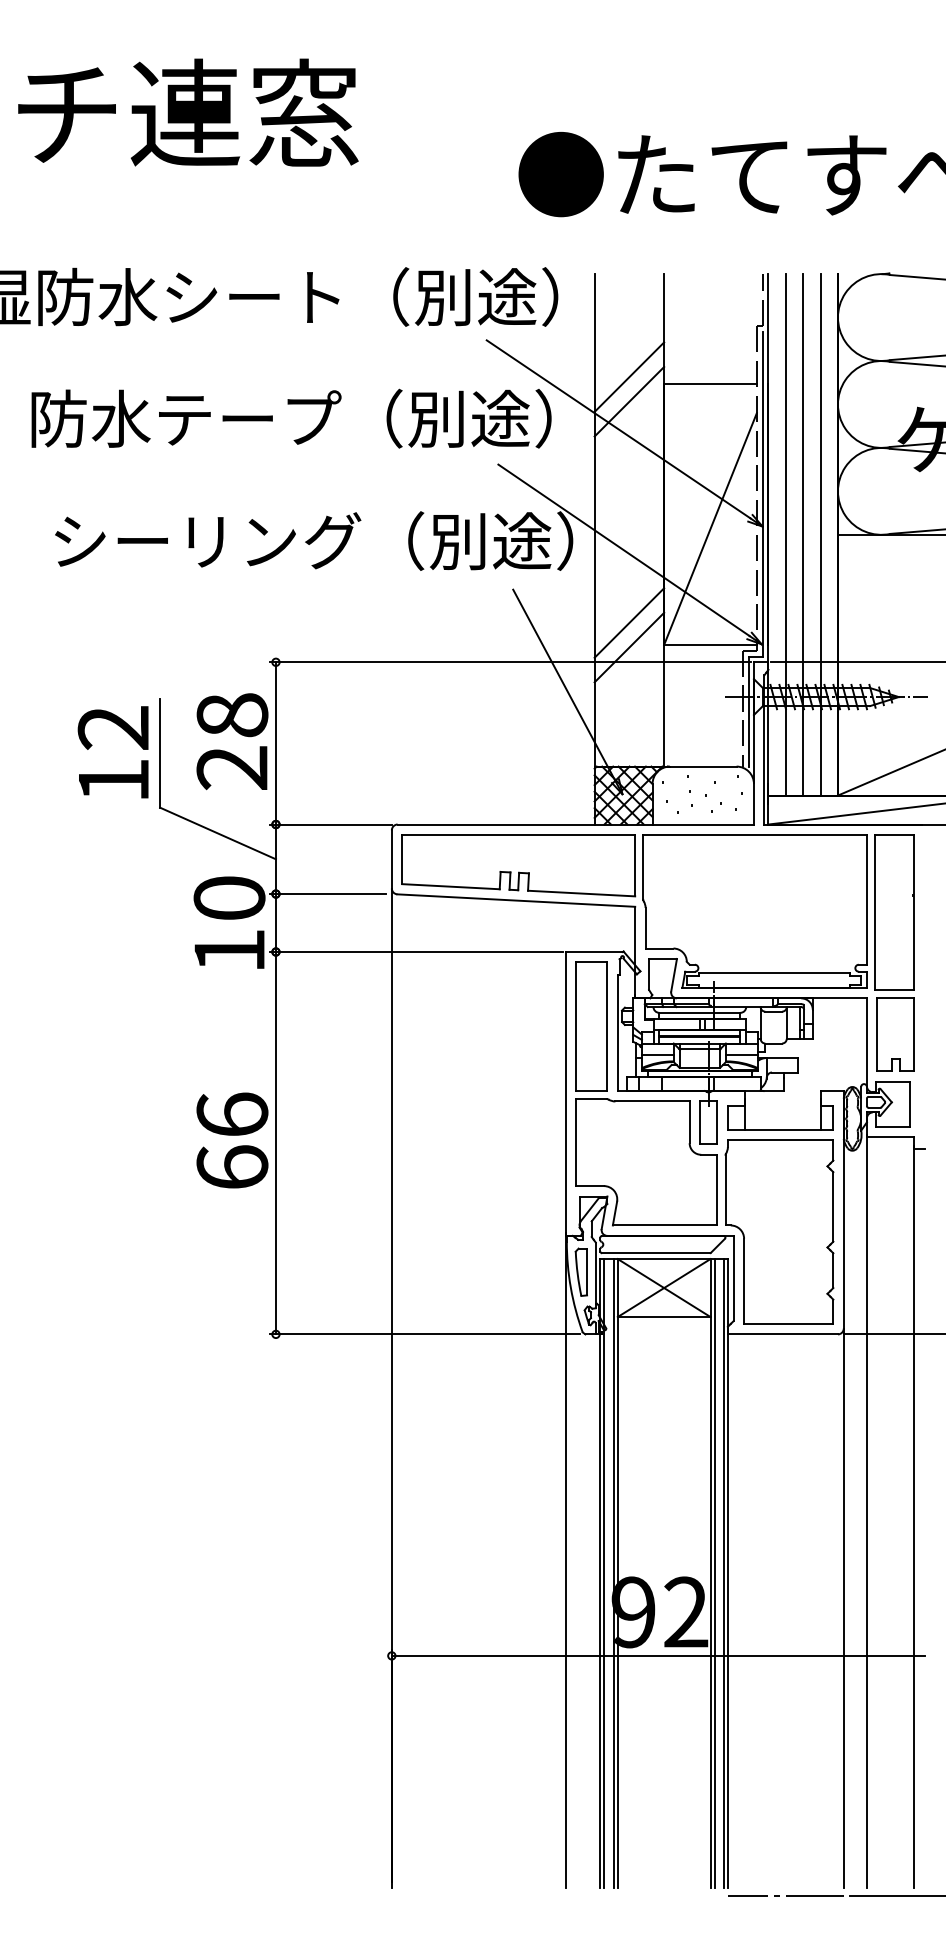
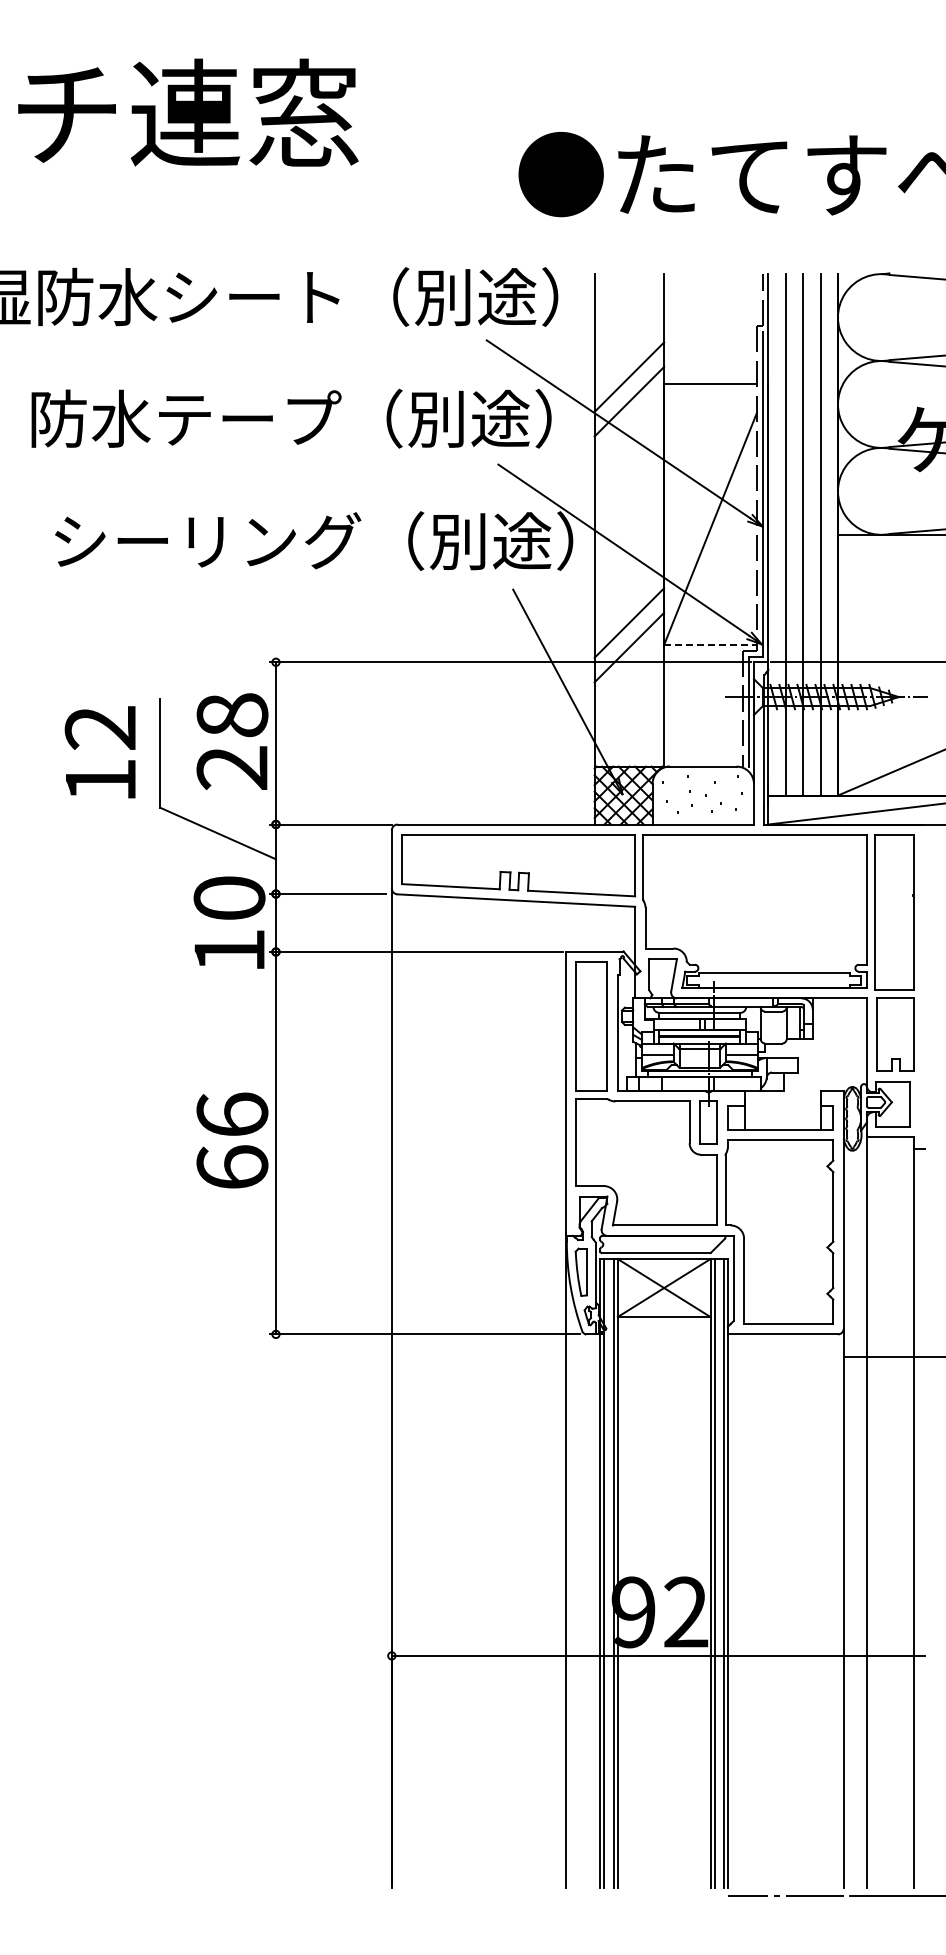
line: solid -> dashed (711, 644)
text position: (112, 752) -> (99, 752) (99, 752)
line position: (892, 1334) -> (892, 1357) (892, 1357)
